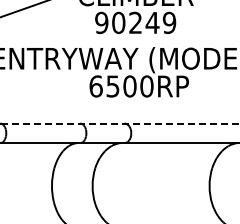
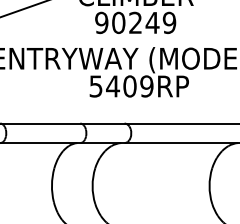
text: 6500RP -> 5409RP (121, 86)
line: dashed -> solid (120, 123)
